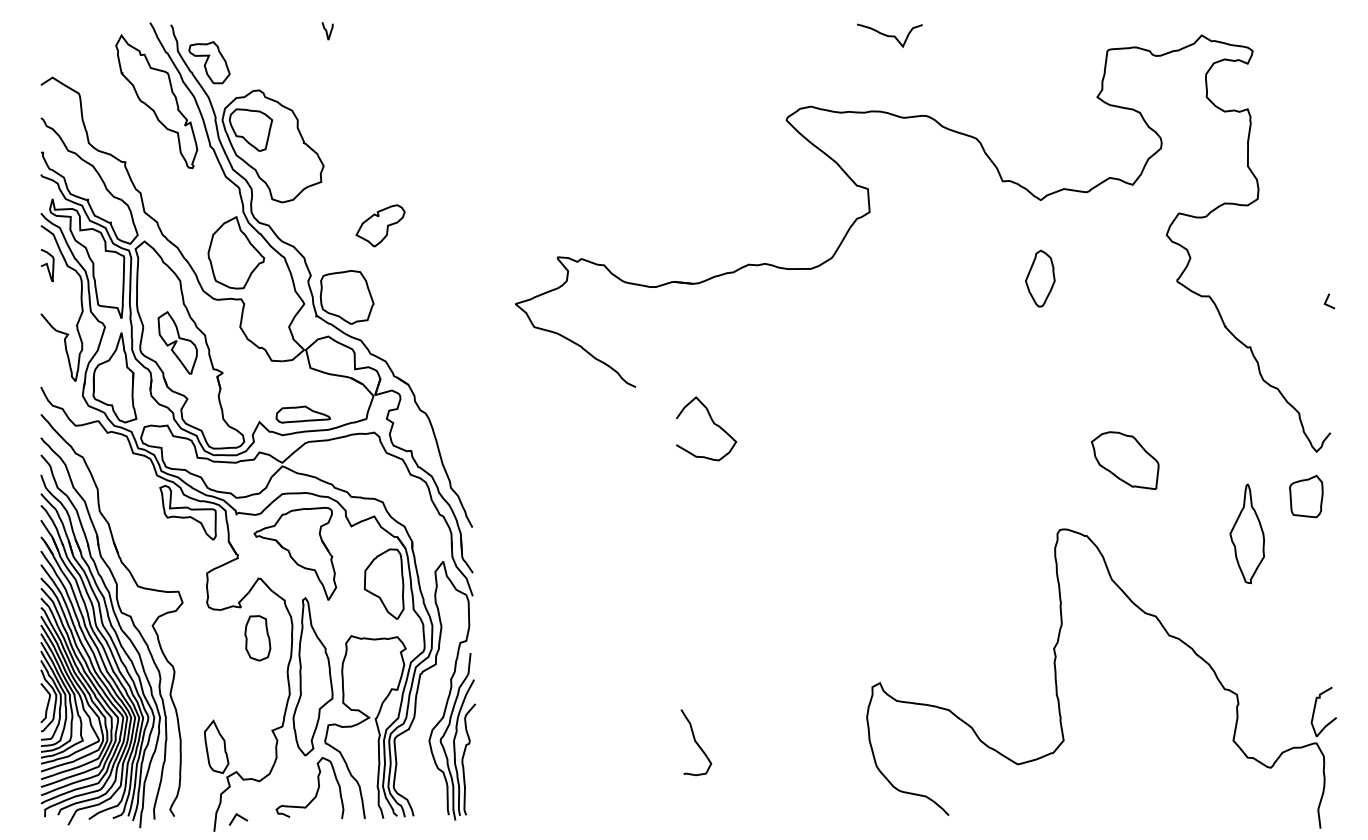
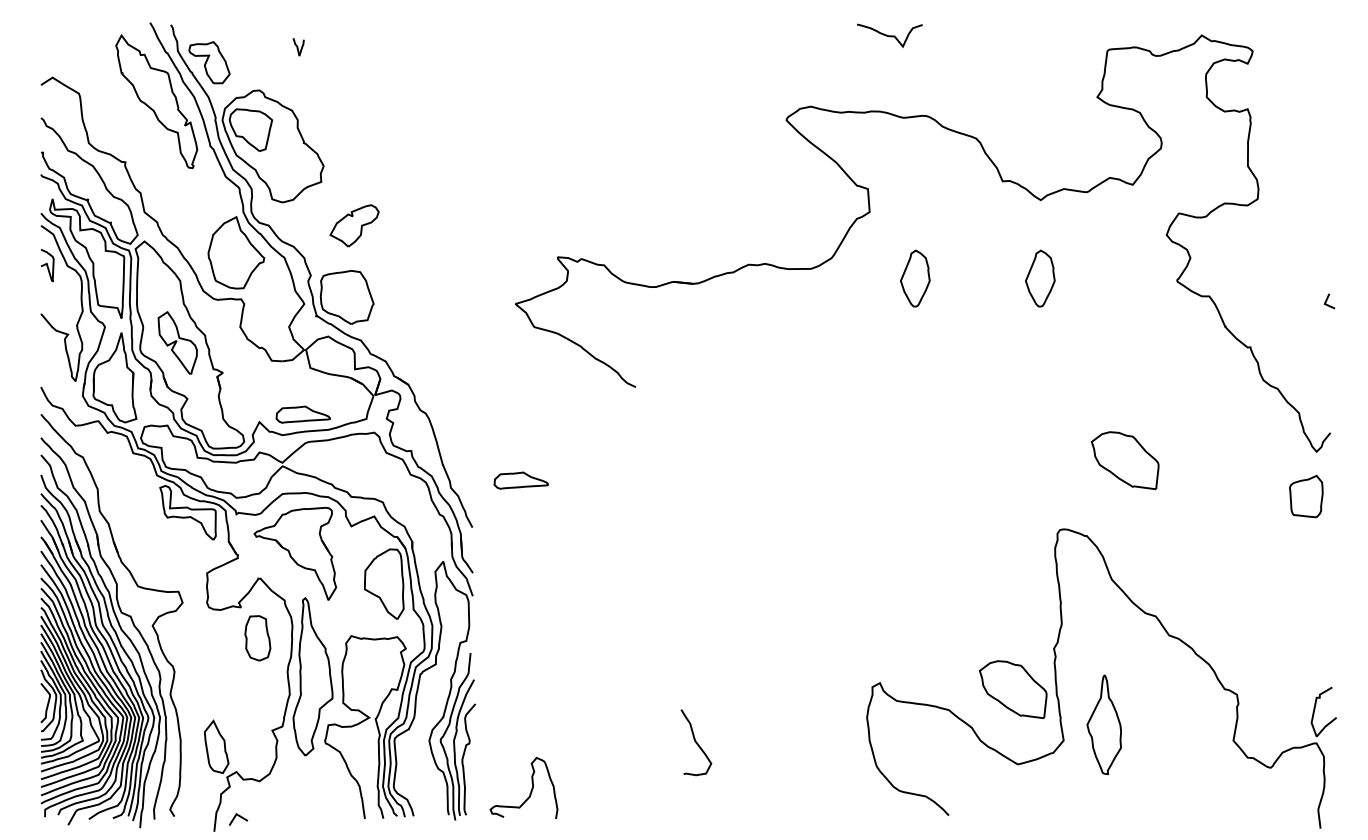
curve position: (327, 31) -> (298, 47) (298, 47)
part position: (380, 225) -> (354, 225) (354, 225)
part: none -> present (915, 278)
curve: present -> none (713, 424)
part: none -> present (520, 480)
part position: (1246, 533) -> (1103, 724) (1103, 724)
part: none -> present (1012, 689)
curve position: (316, 790) -> (530, 790) (530, 790)
